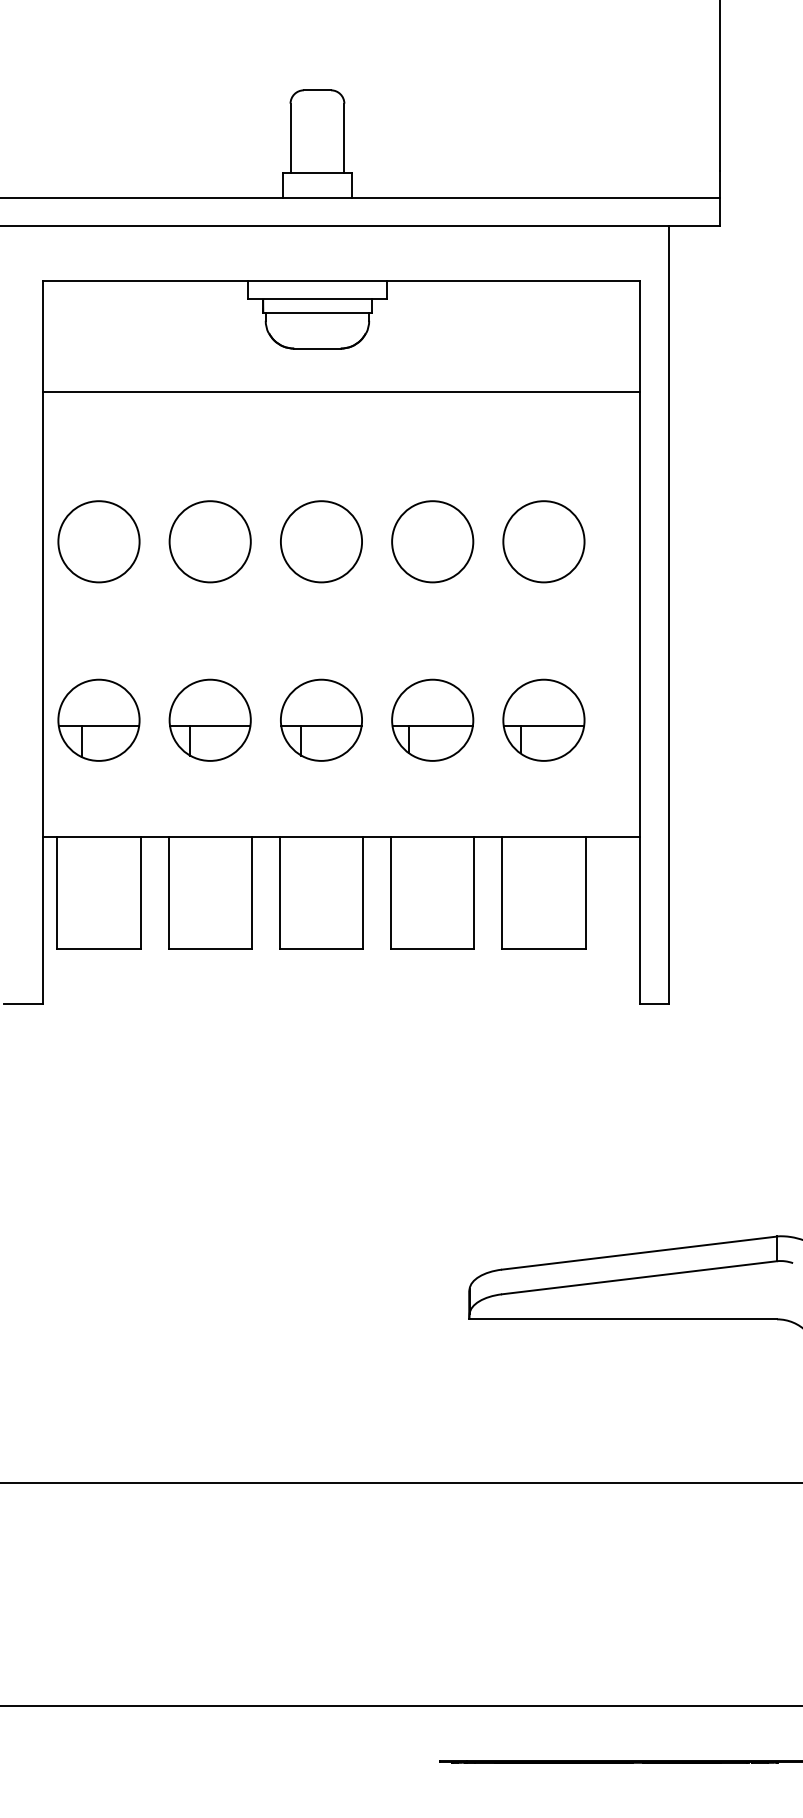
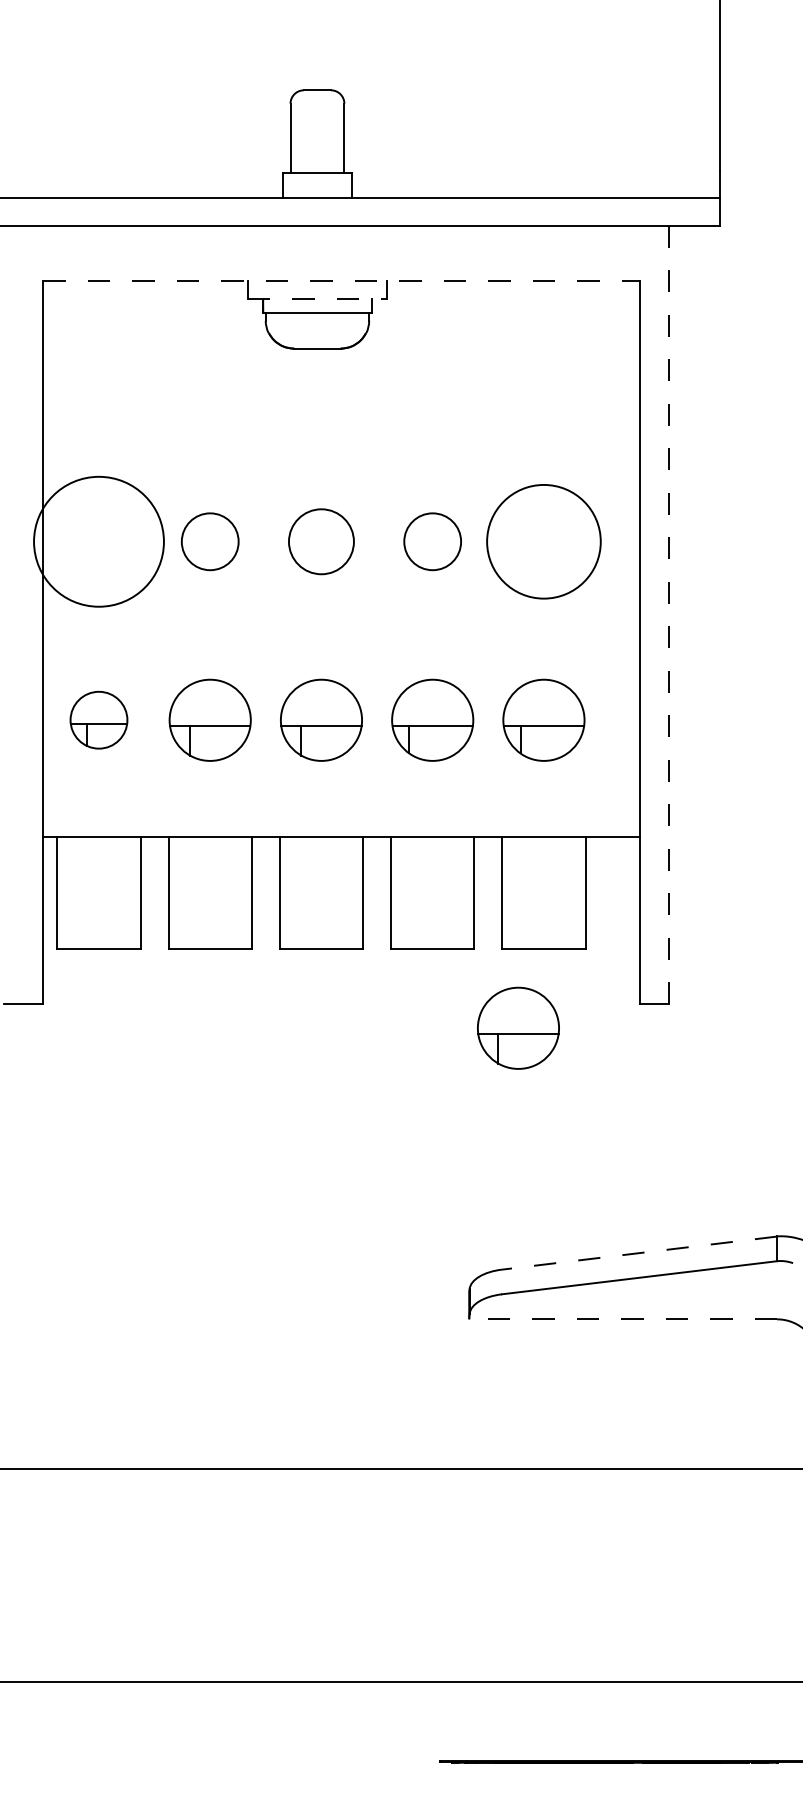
line: solid -> dashed (342, 281)
line: solid -> dashed (317, 299)
line: present -> none (341, 392)
circle diameter: 81 px -> 130 px (98, 541)
circle diameter: 81 px -> 57 px (209, 541)
circle diameter: 81 px -> 65 px (320, 541)
circle diameter: 81 px -> 57 px (432, 541)
circle diameter: 81 px -> 114 px (543, 541)
line: solid -> dashed (668, 614)
part size: 84x84 px -> 60x60 px (98, 719)
part: none -> present (518, 1027)
line: solid -> dashed (639, 1253)
line: solid -> dashed (623, 1319)
line position: (400, 1483) -> (400, 1469) (400, 1469)
line position: (400, 1705) -> (400, 1681) (400, 1681)
